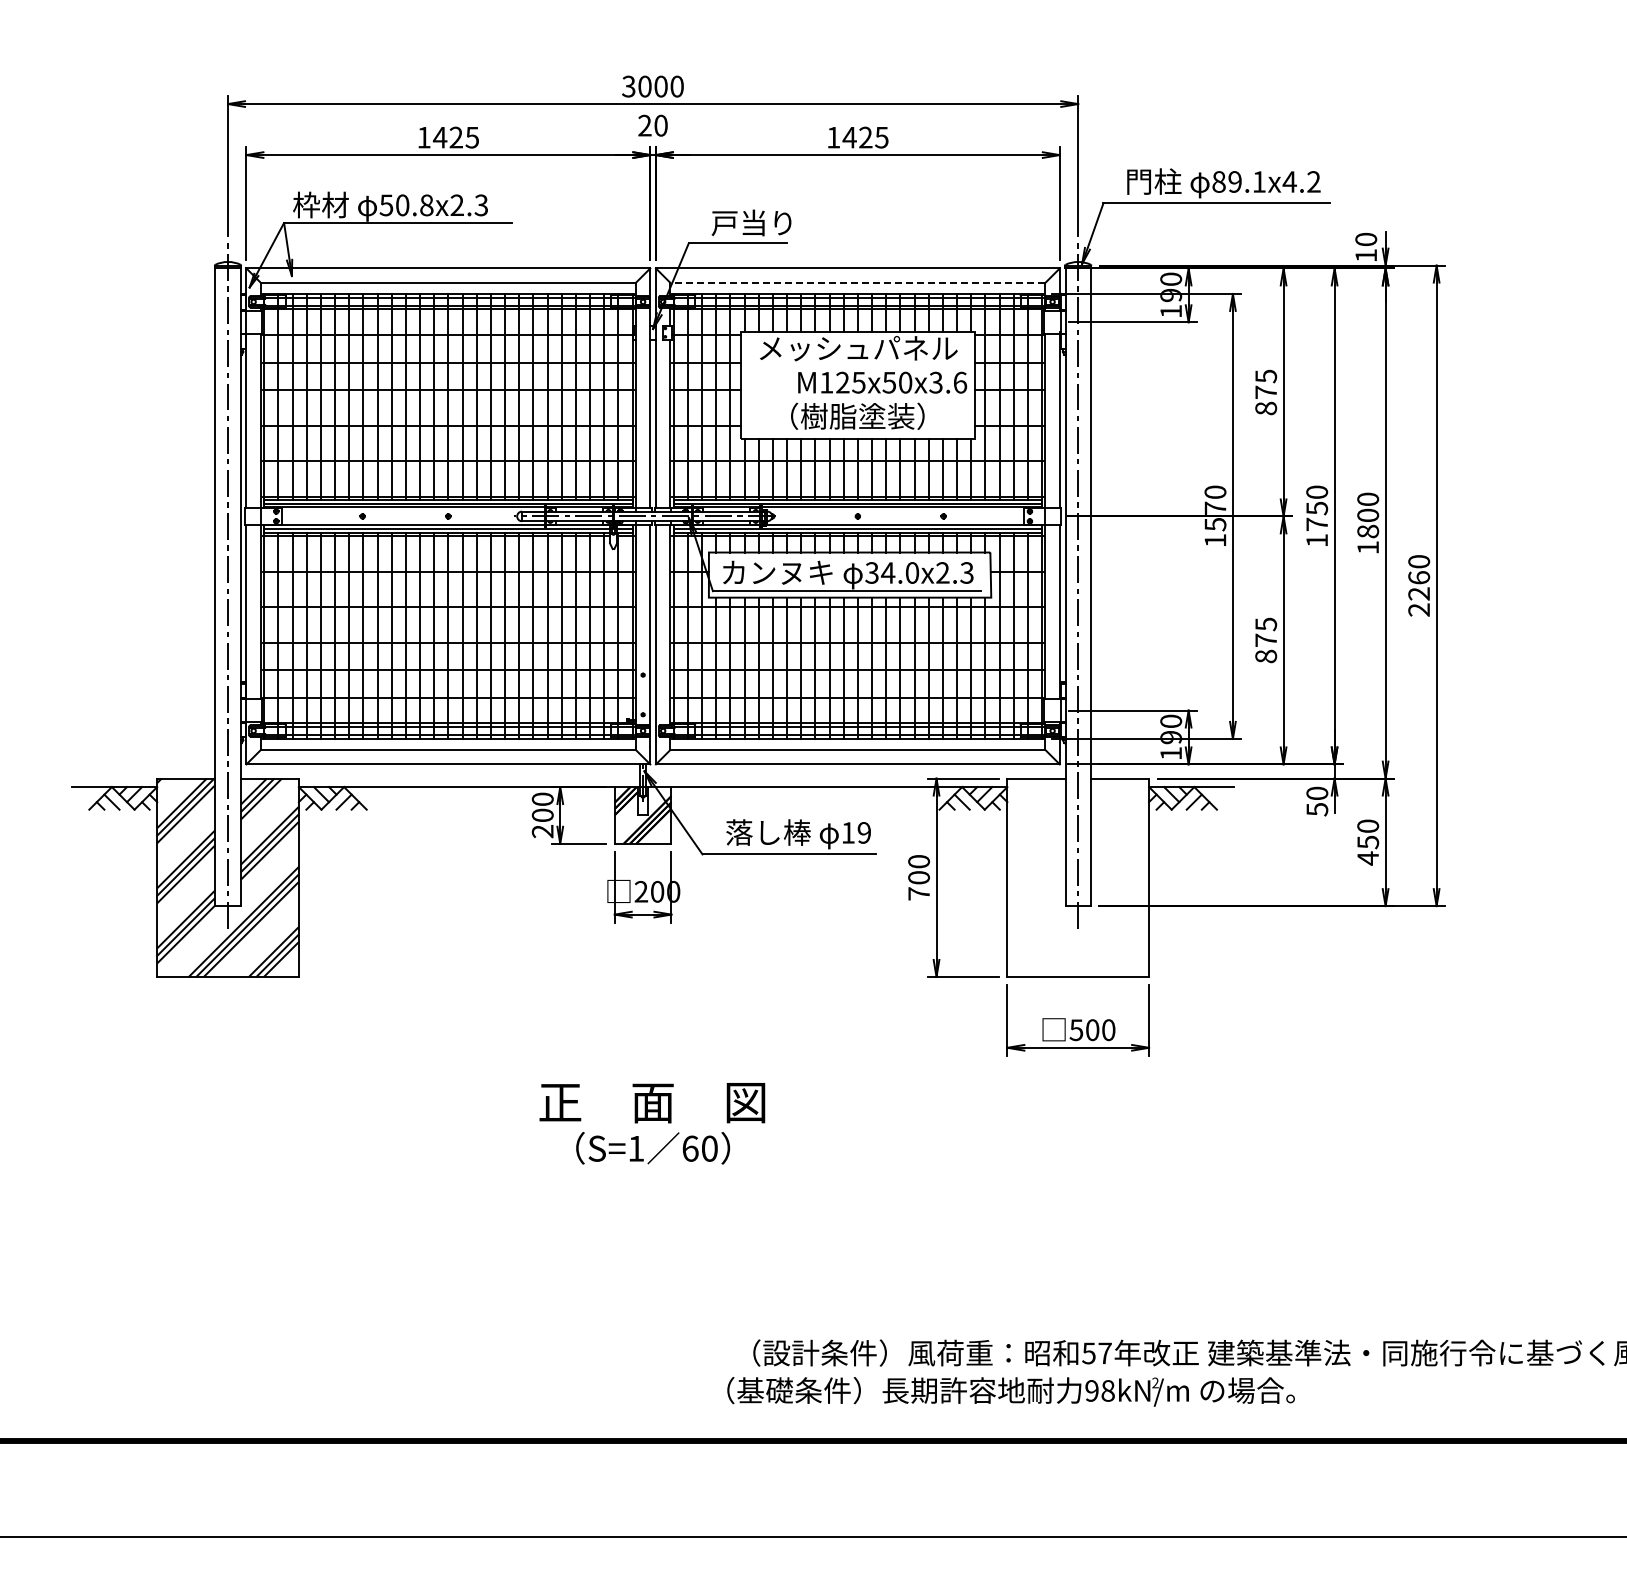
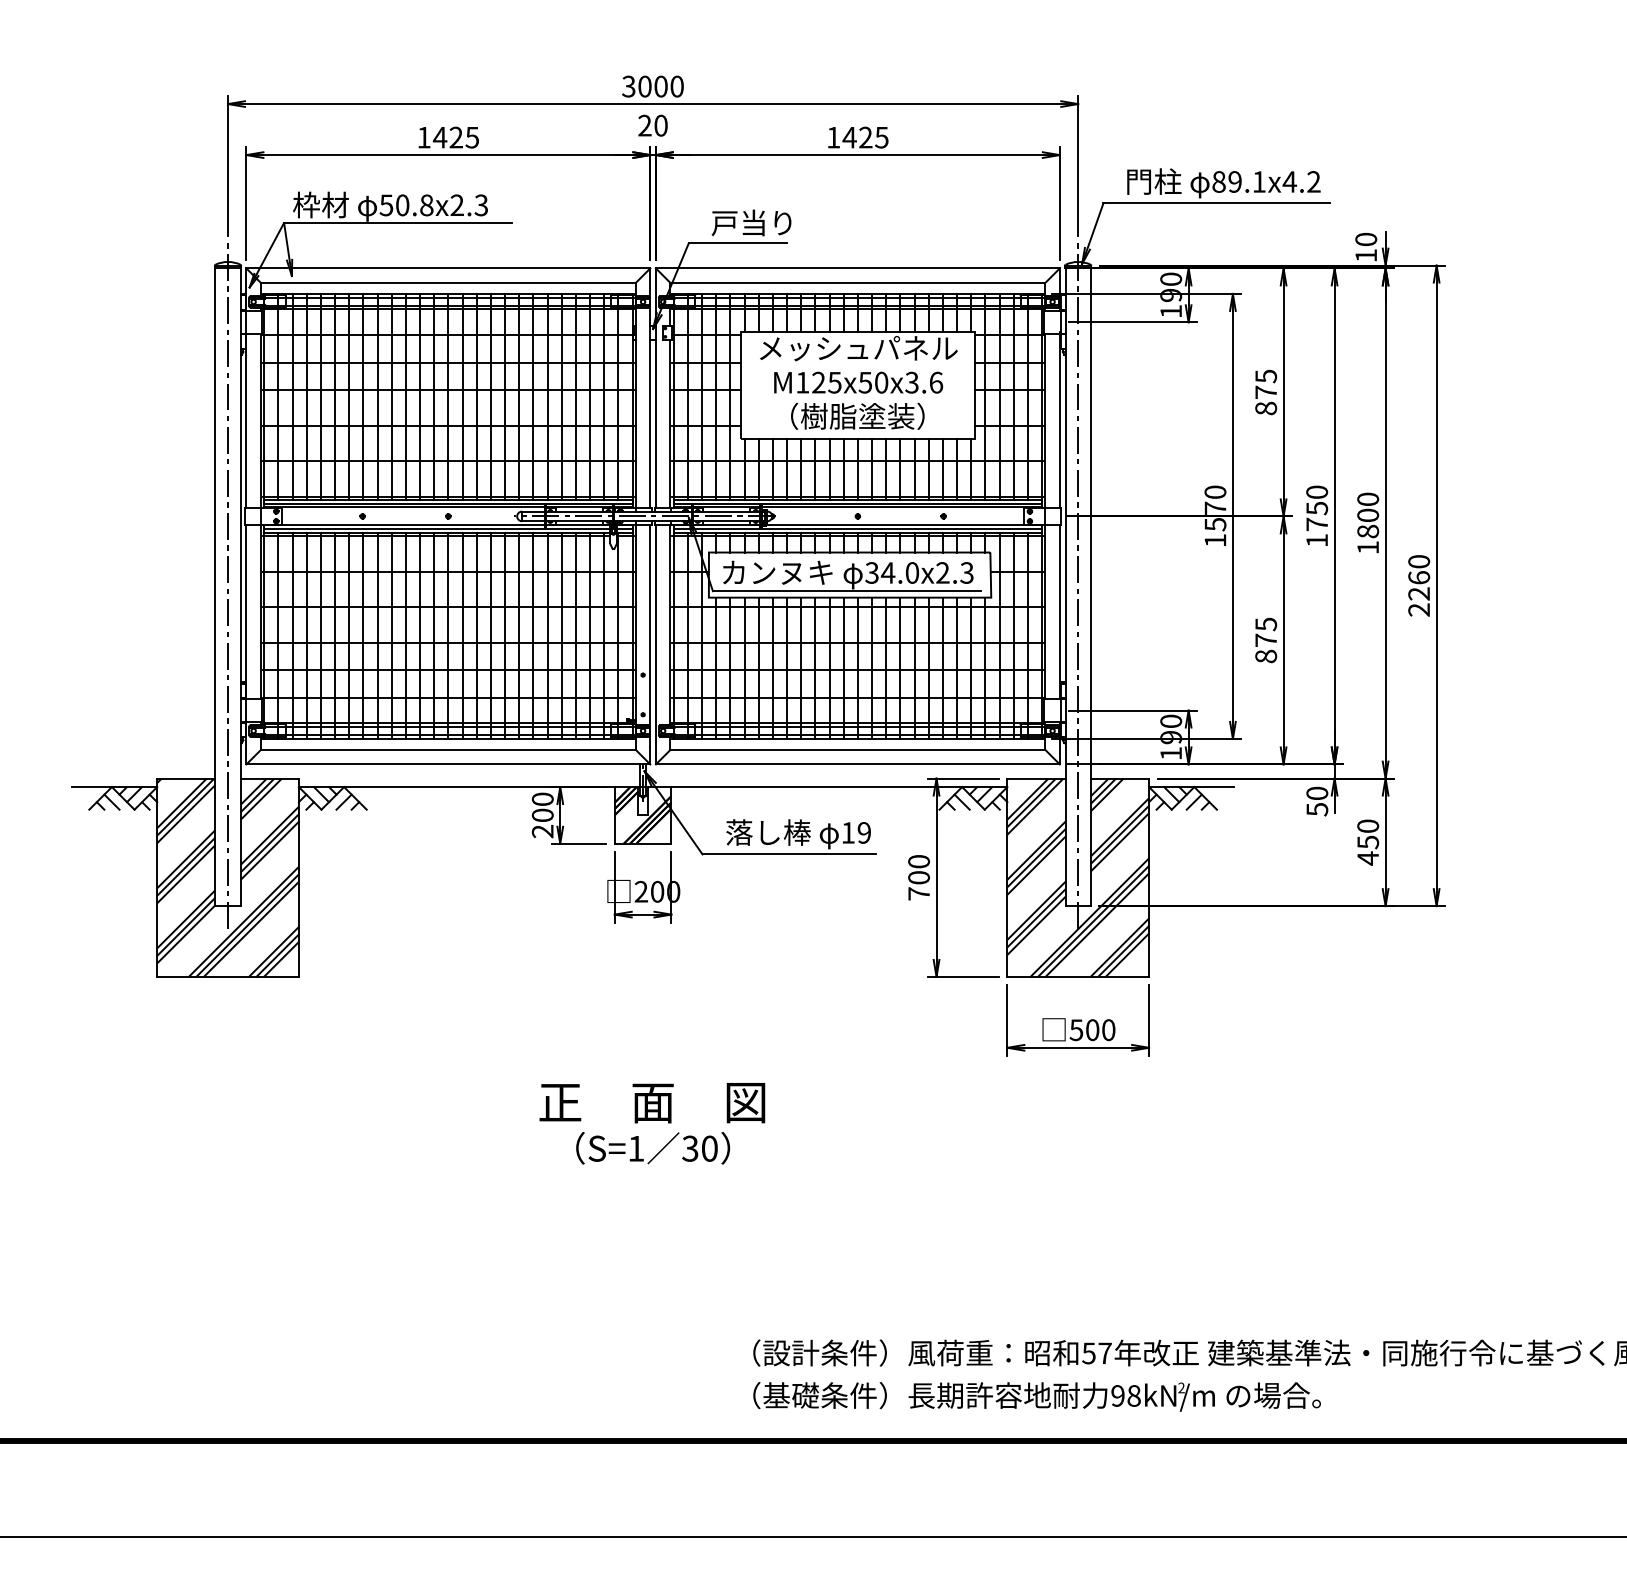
line: dashed -> solid (857, 282)
text position: (882, 382) -> (858, 382) (858, 382)
hatch: none -> present (1078, 877)
text: 60 -> 30 (690, 1148)
text position: (1010, 1391) -> (1036, 1396) (1036, 1396)
